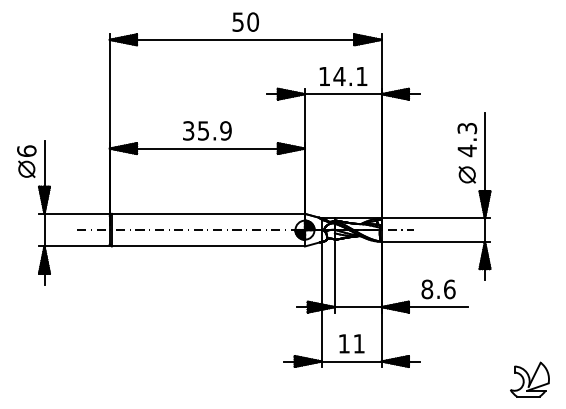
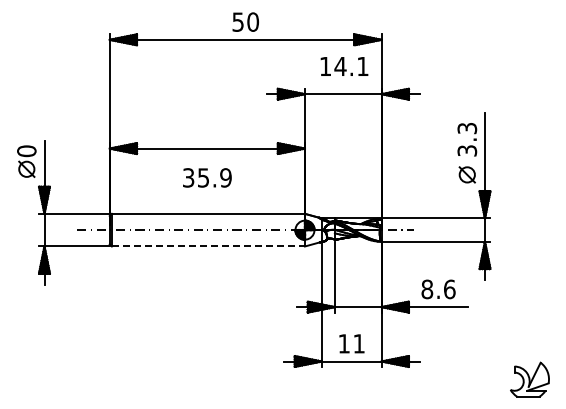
text position: (343, 76) -> (344, 66) (344, 66)
text position: (207, 130) -> (207, 177) (207, 177)
text: 4.3 -> 3.3 (467, 150)
text: 6 -> 0 (26, 151)
line: solid -> dashed (208, 246)
